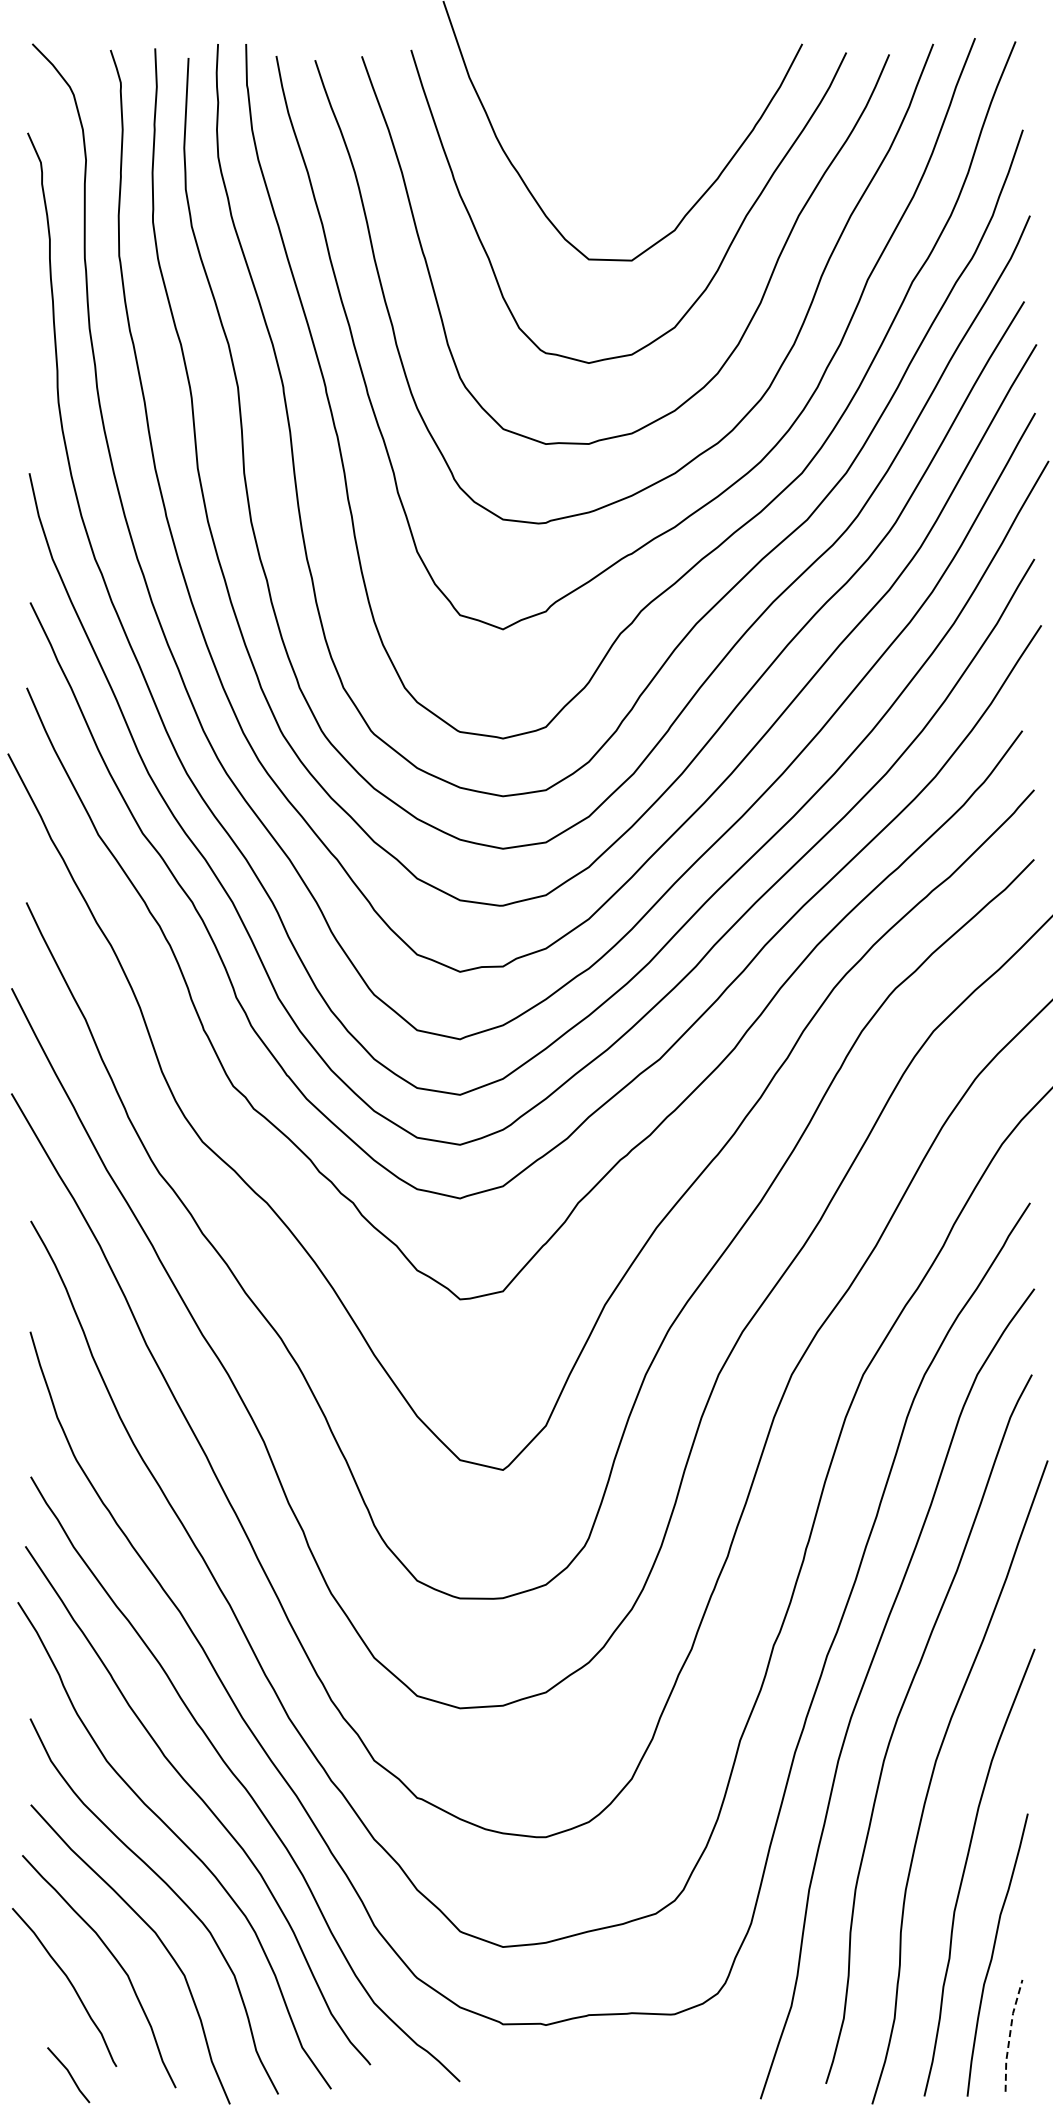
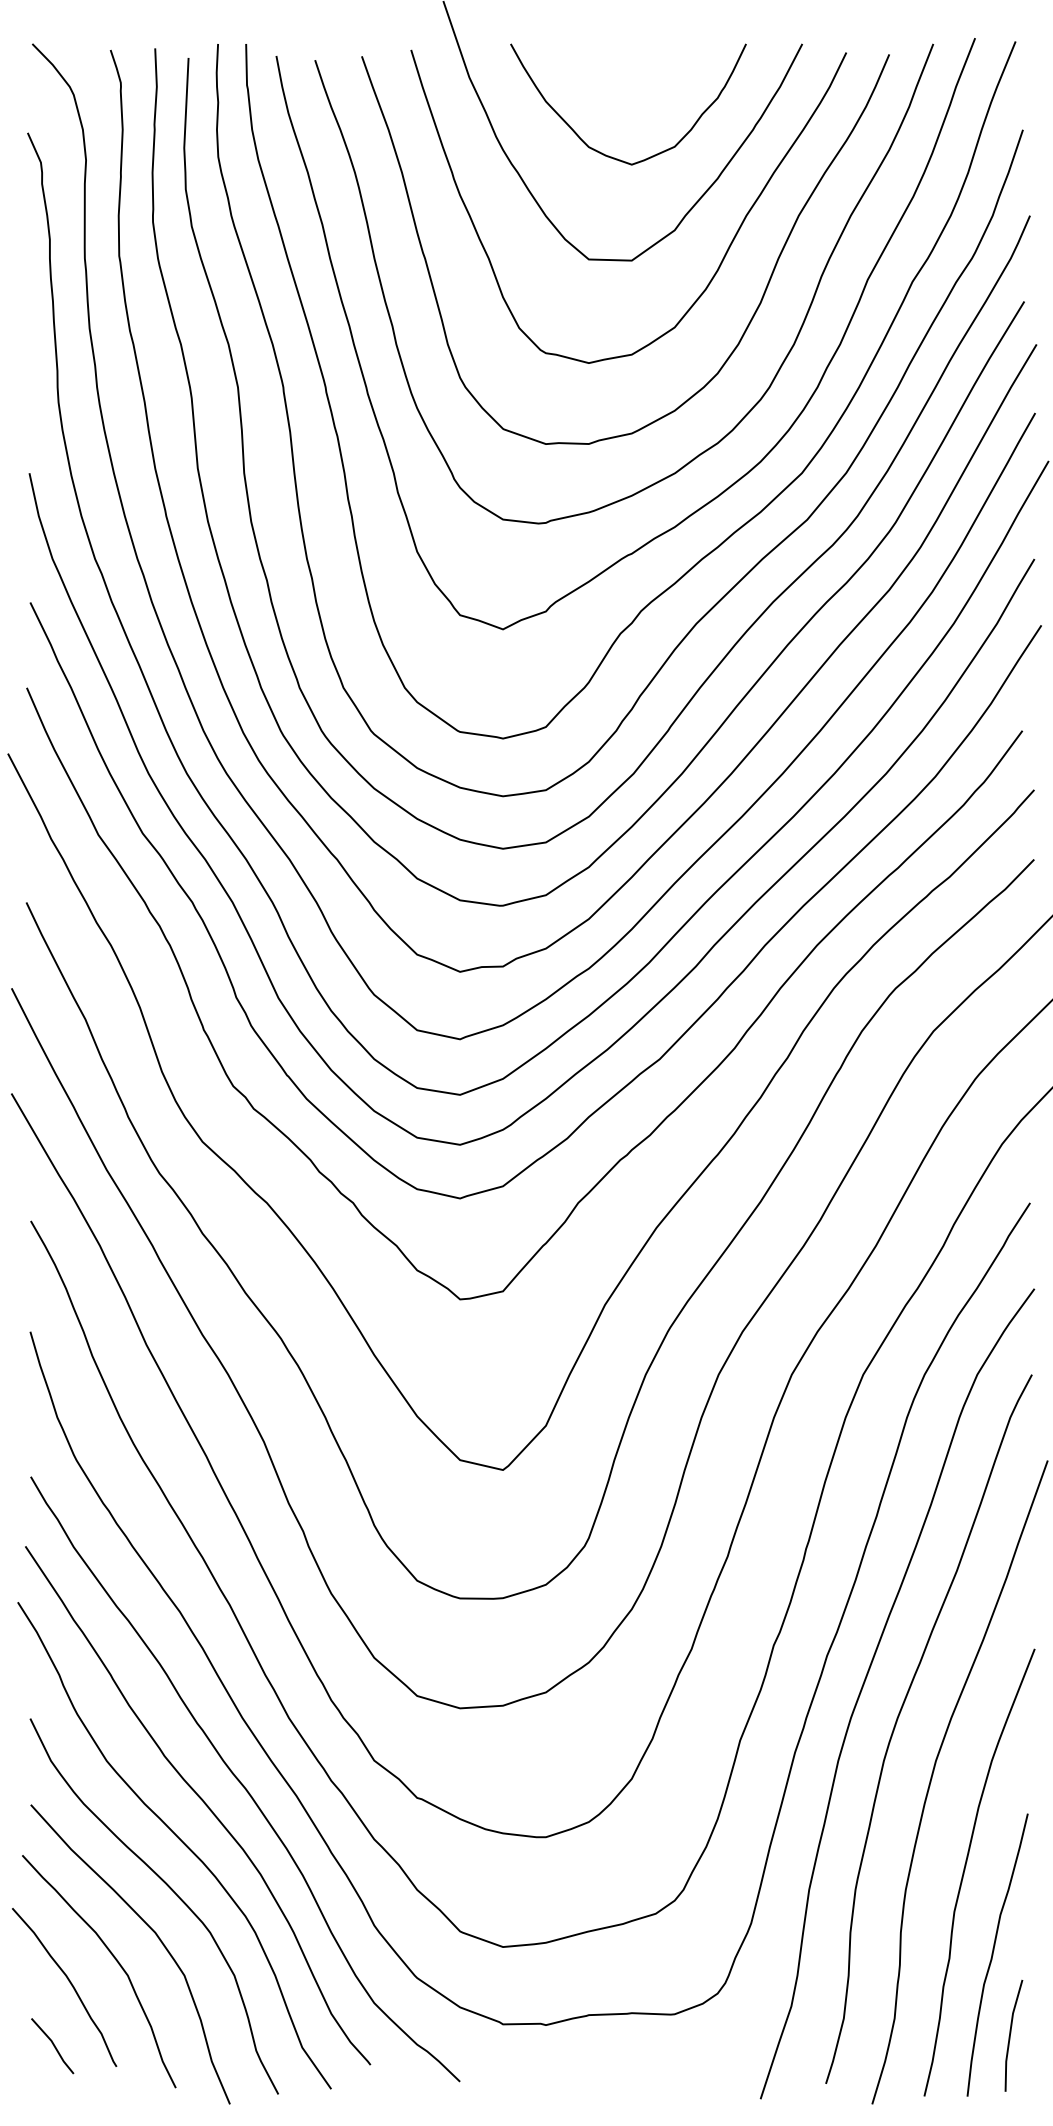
curve: none -> present (604, 153)
line: dashed -> solid (1009, 2034)
line position: (69, 2075) -> (53, 2046) (53, 2046)
